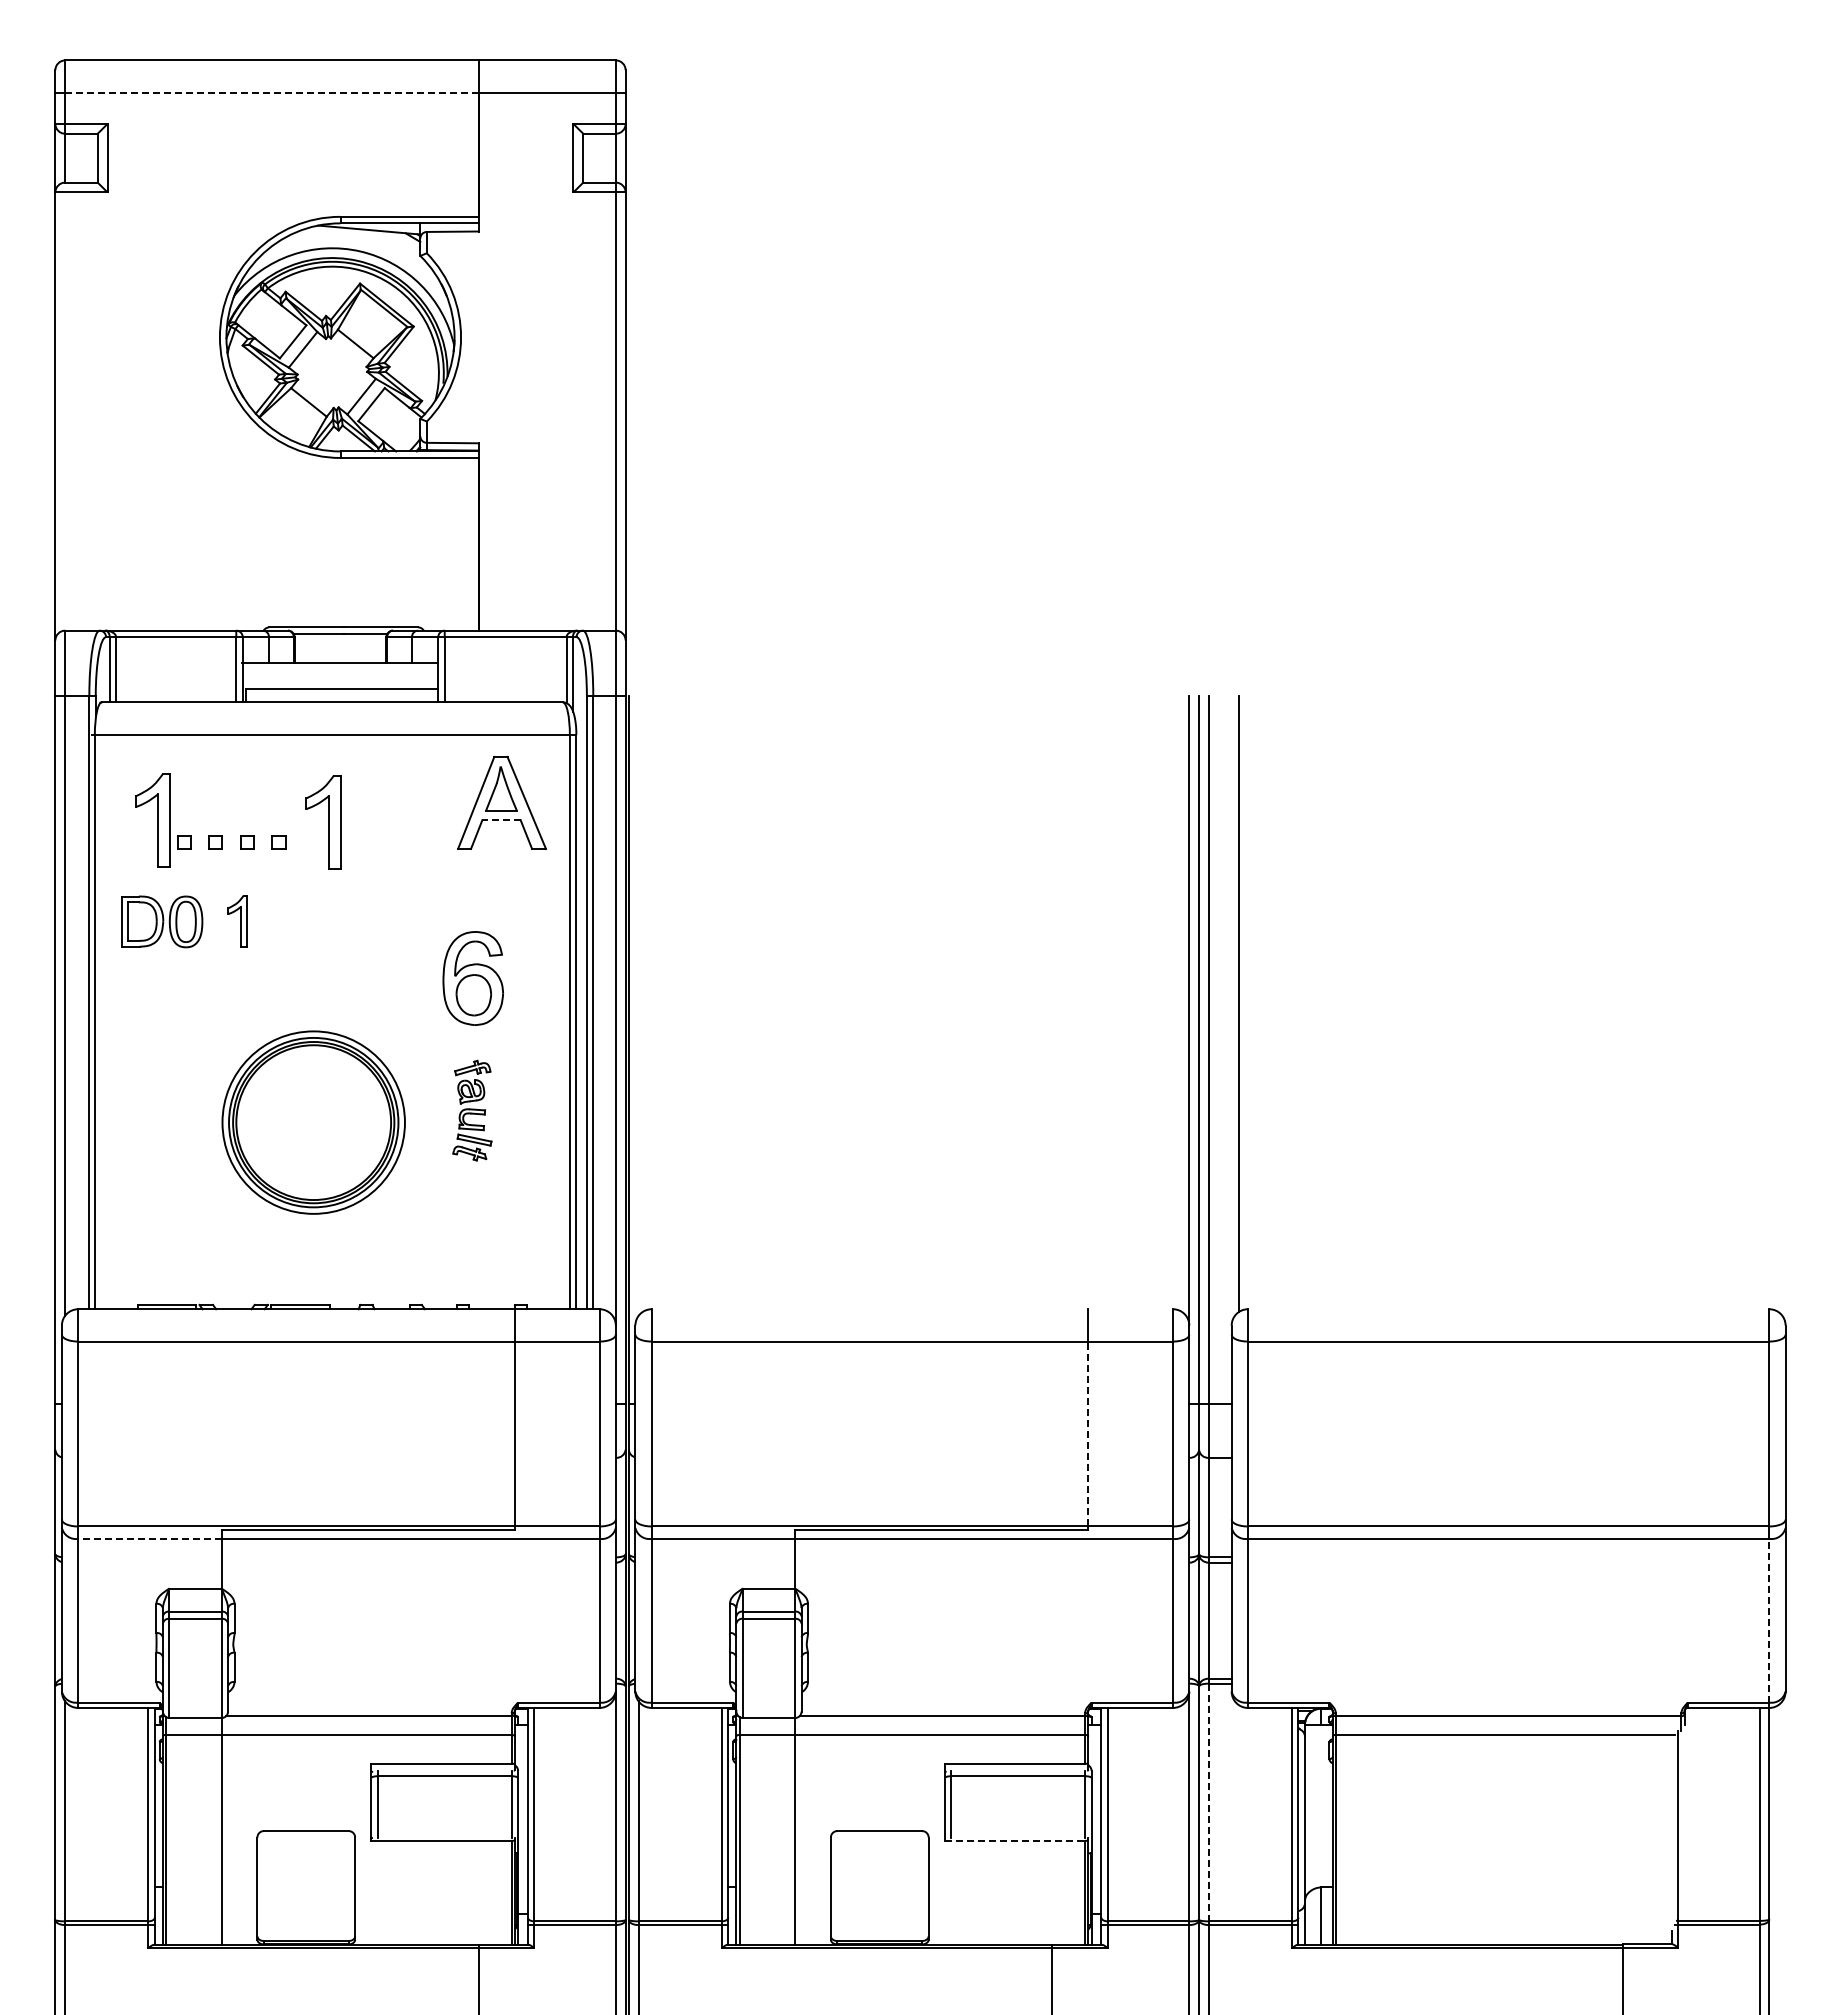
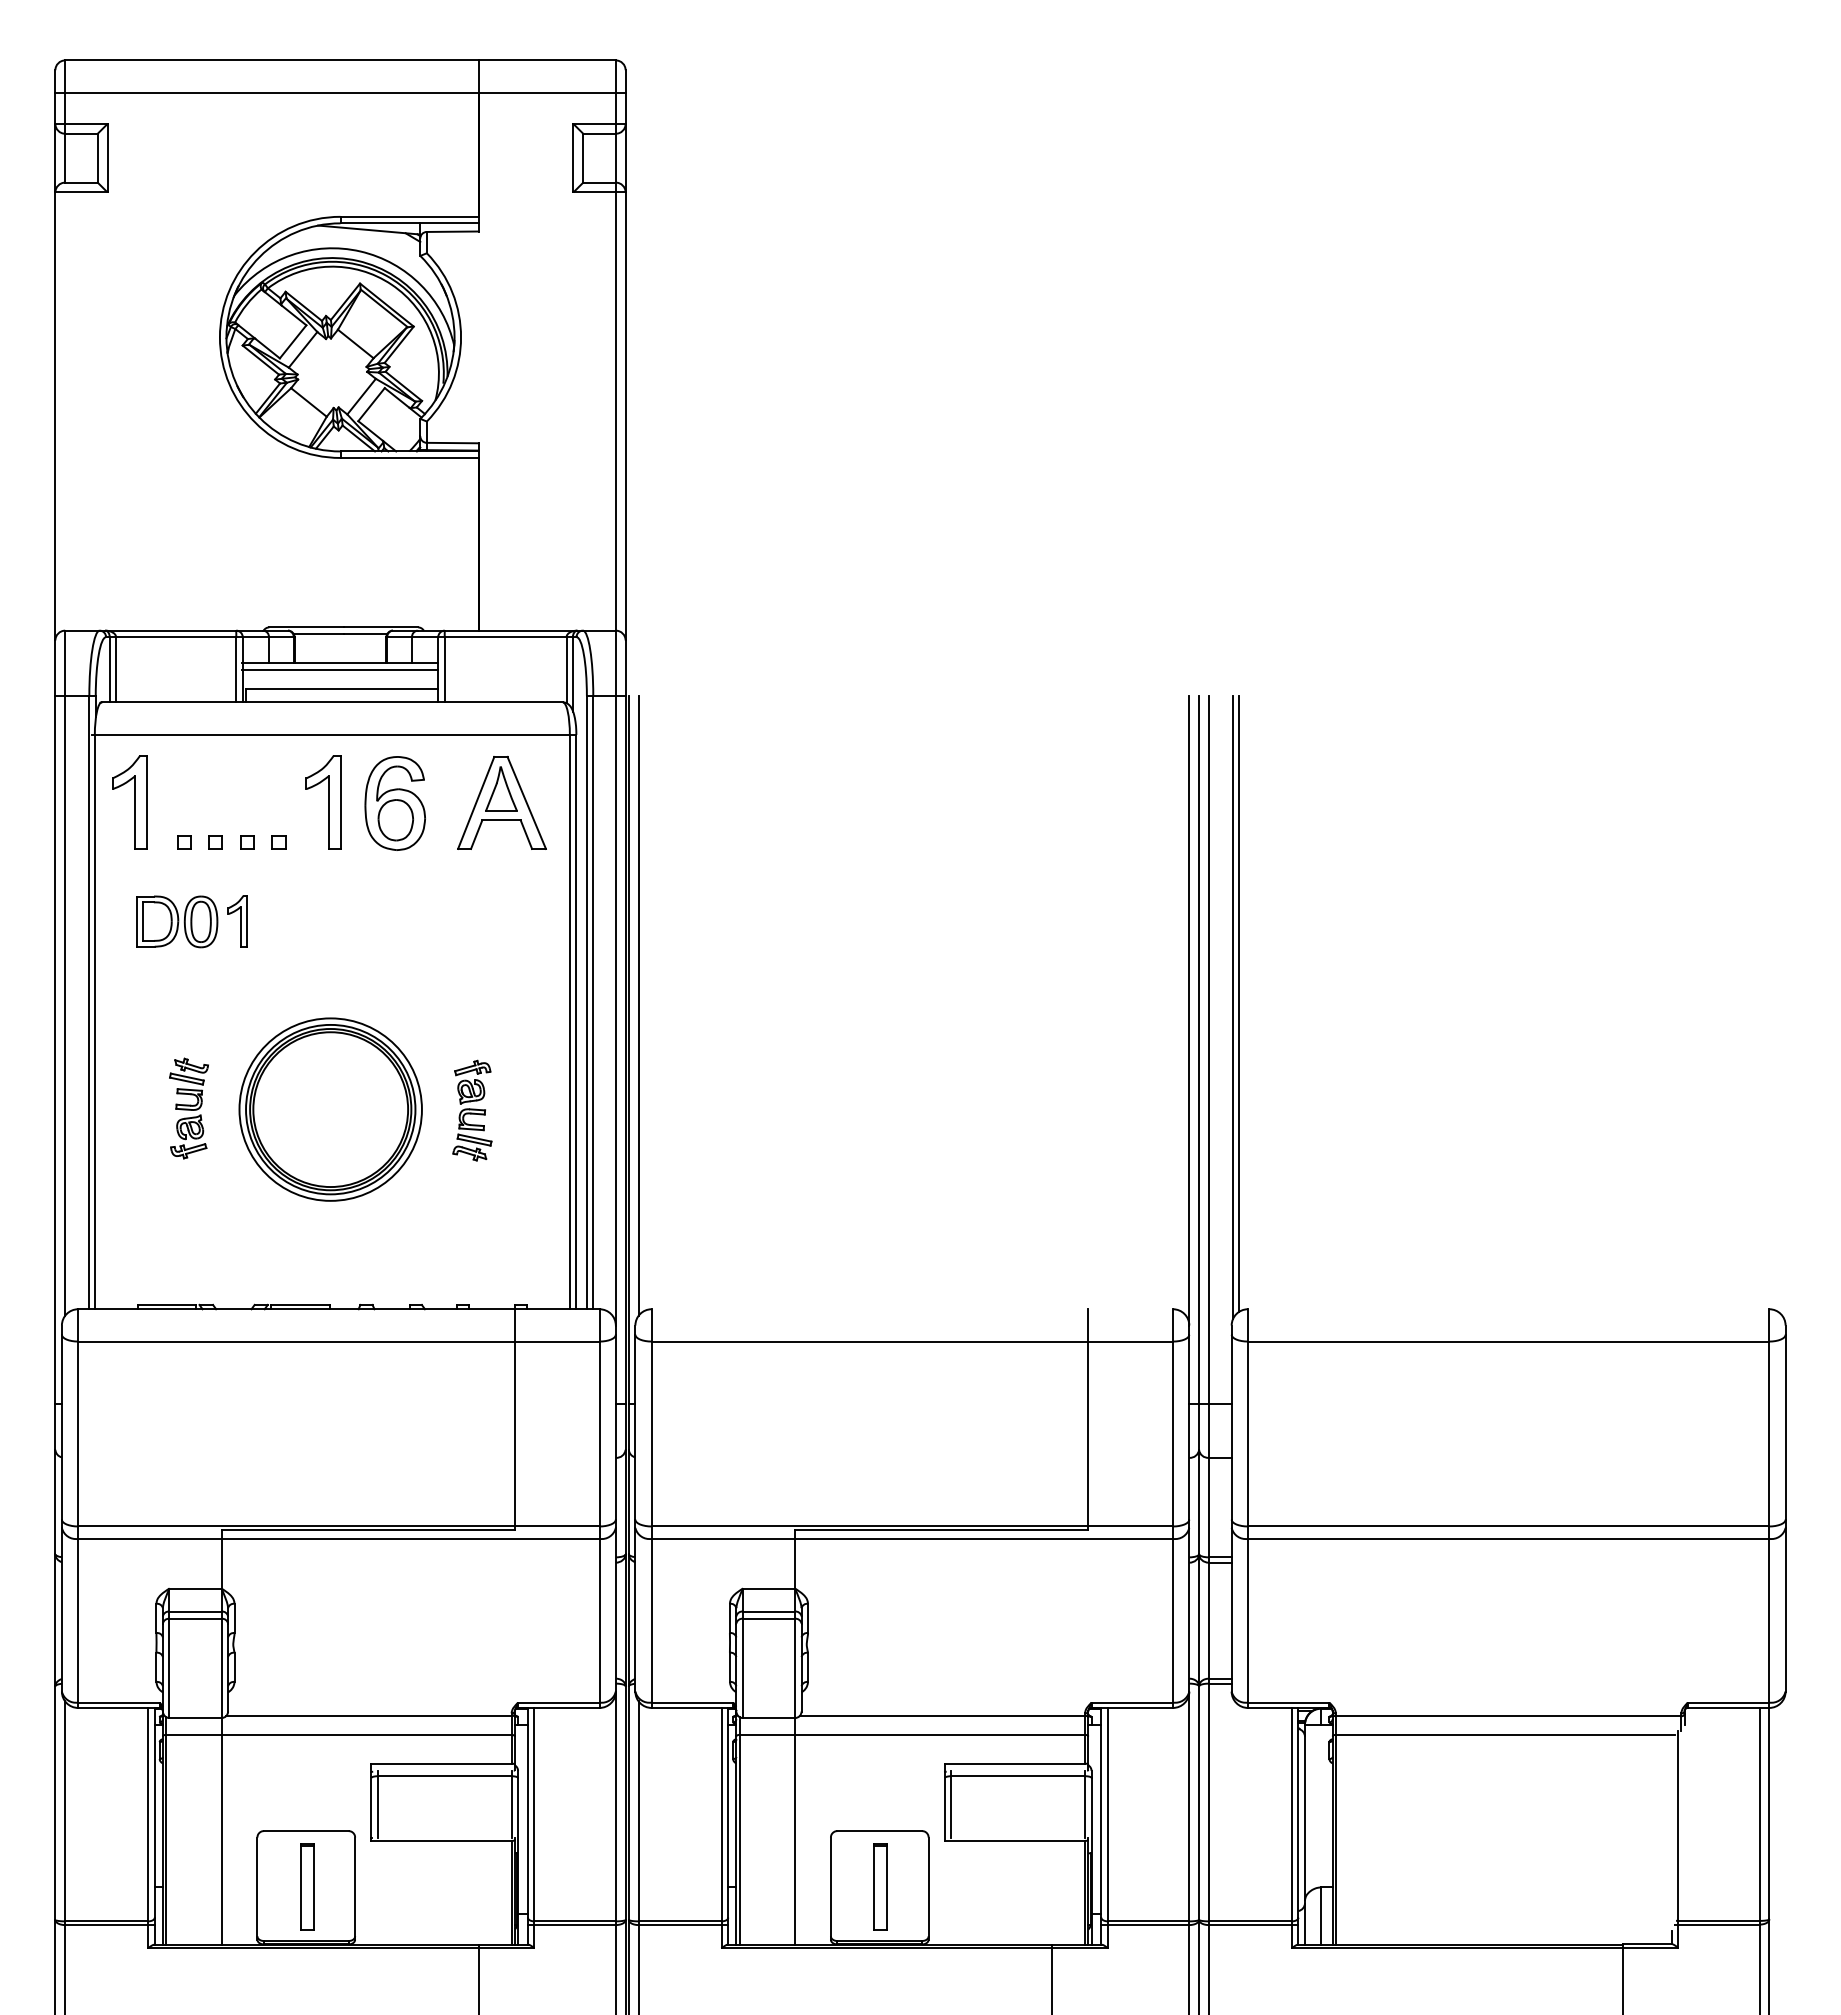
line: dashed -> solid (272, 93)
line: none -> present (339, 669)
part position: (152, 820) -> (129, 802) (129, 802)
line: dashed -> solid (501, 820)
part position: (323, 822) -> (323, 802) (323, 802)
part position: (162, 921) -> (177, 921) (177, 921)
part position: (472, 978) -> (394, 803) (394, 803)
line: none -> present (638, 1005)
line: none -> present (1233, 1006)
part: none -> present (188, 1108)
part position: (313, 1122) -> (330, 1109) (330, 1109)
line: dashed -> solid (1088, 1433)
line: dashed -> solid (149, 1538)
line: dashed -> solid (1769, 1620)
line: dashed -> solid (1208, 1802)
line: dashed -> solid (1015, 1840)
part: none -> present (307, 1886)
part: none -> present (880, 1886)
